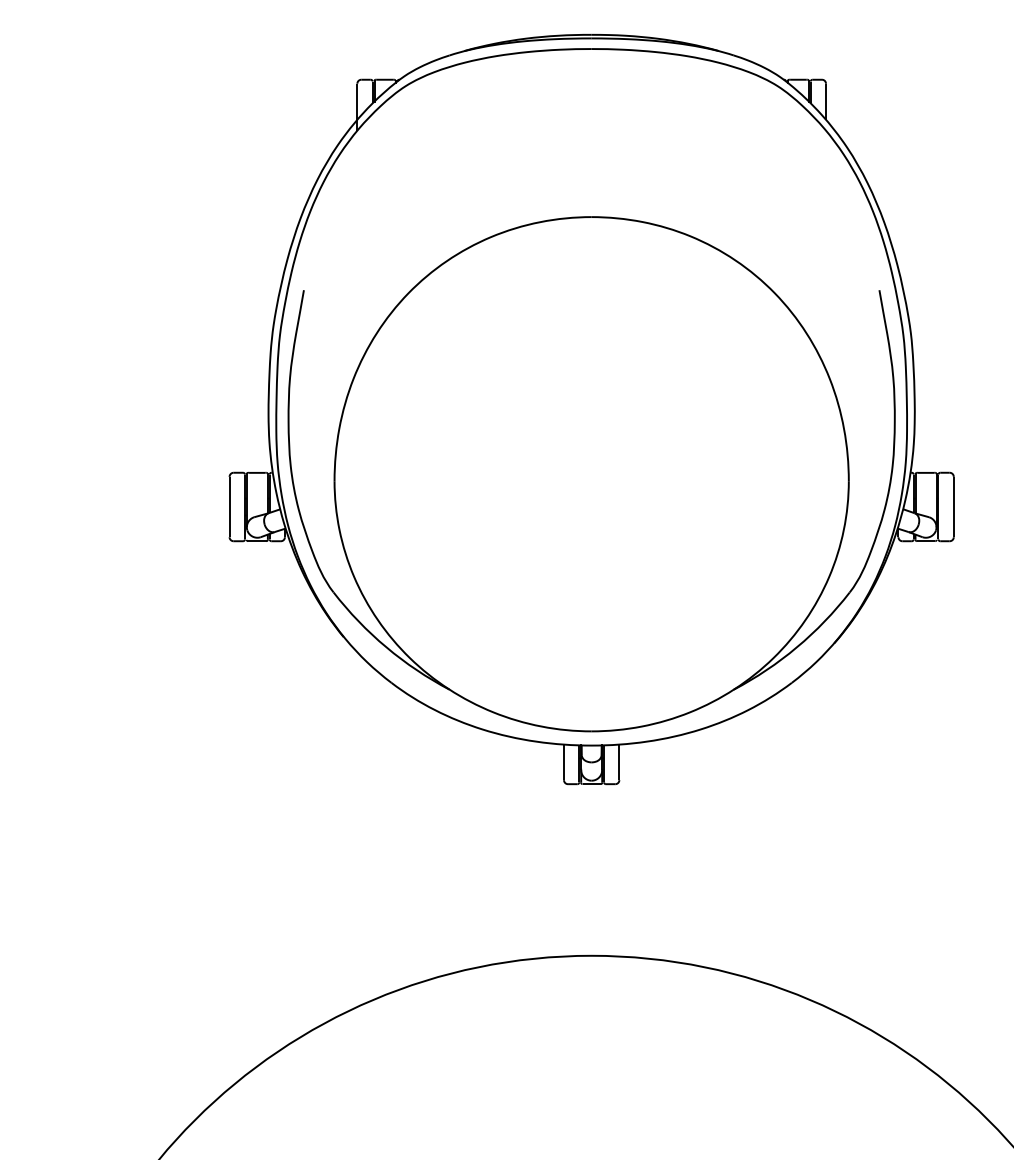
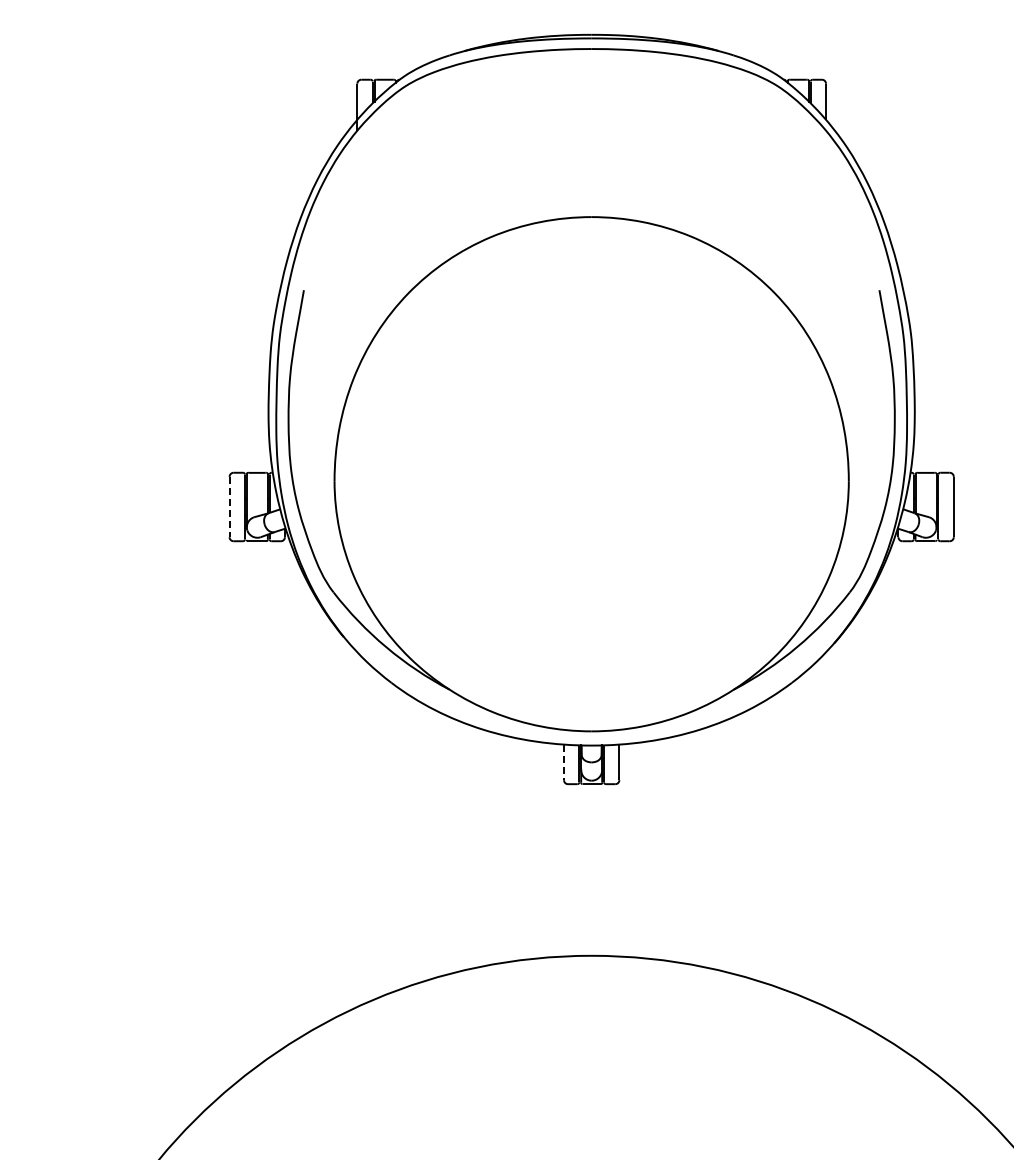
line: solid -> dashed (229, 507)
line: solid -> dashed (564, 762)
